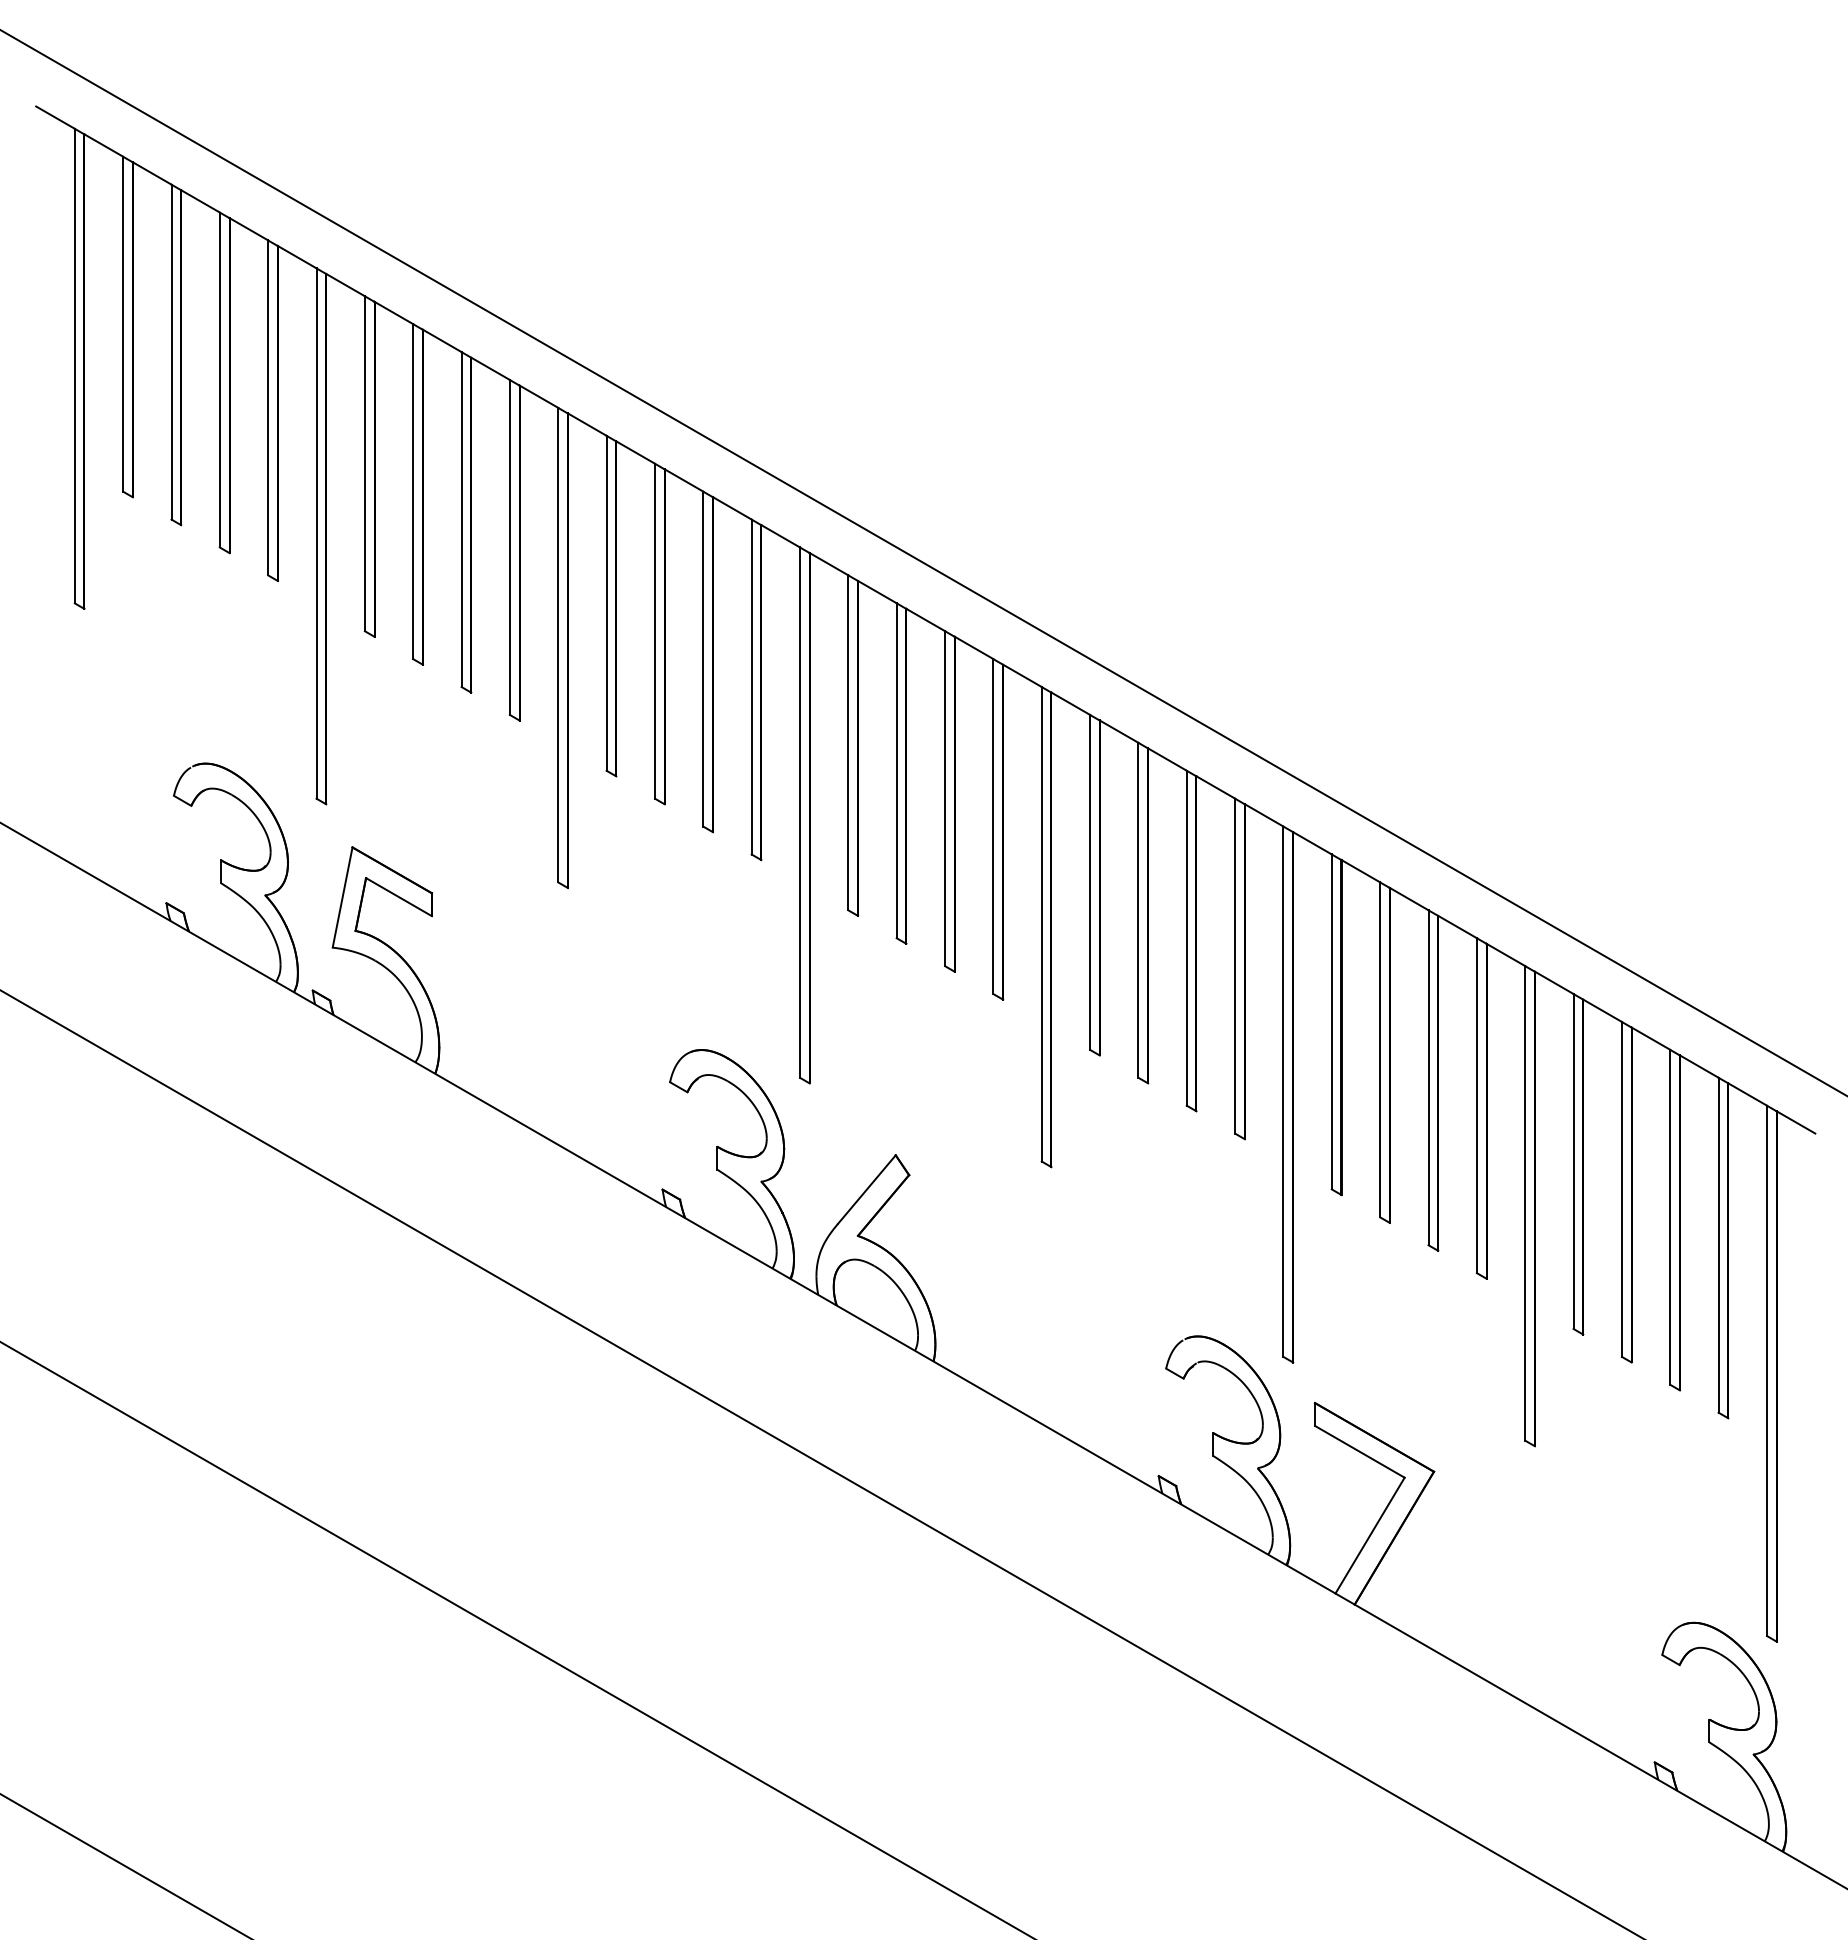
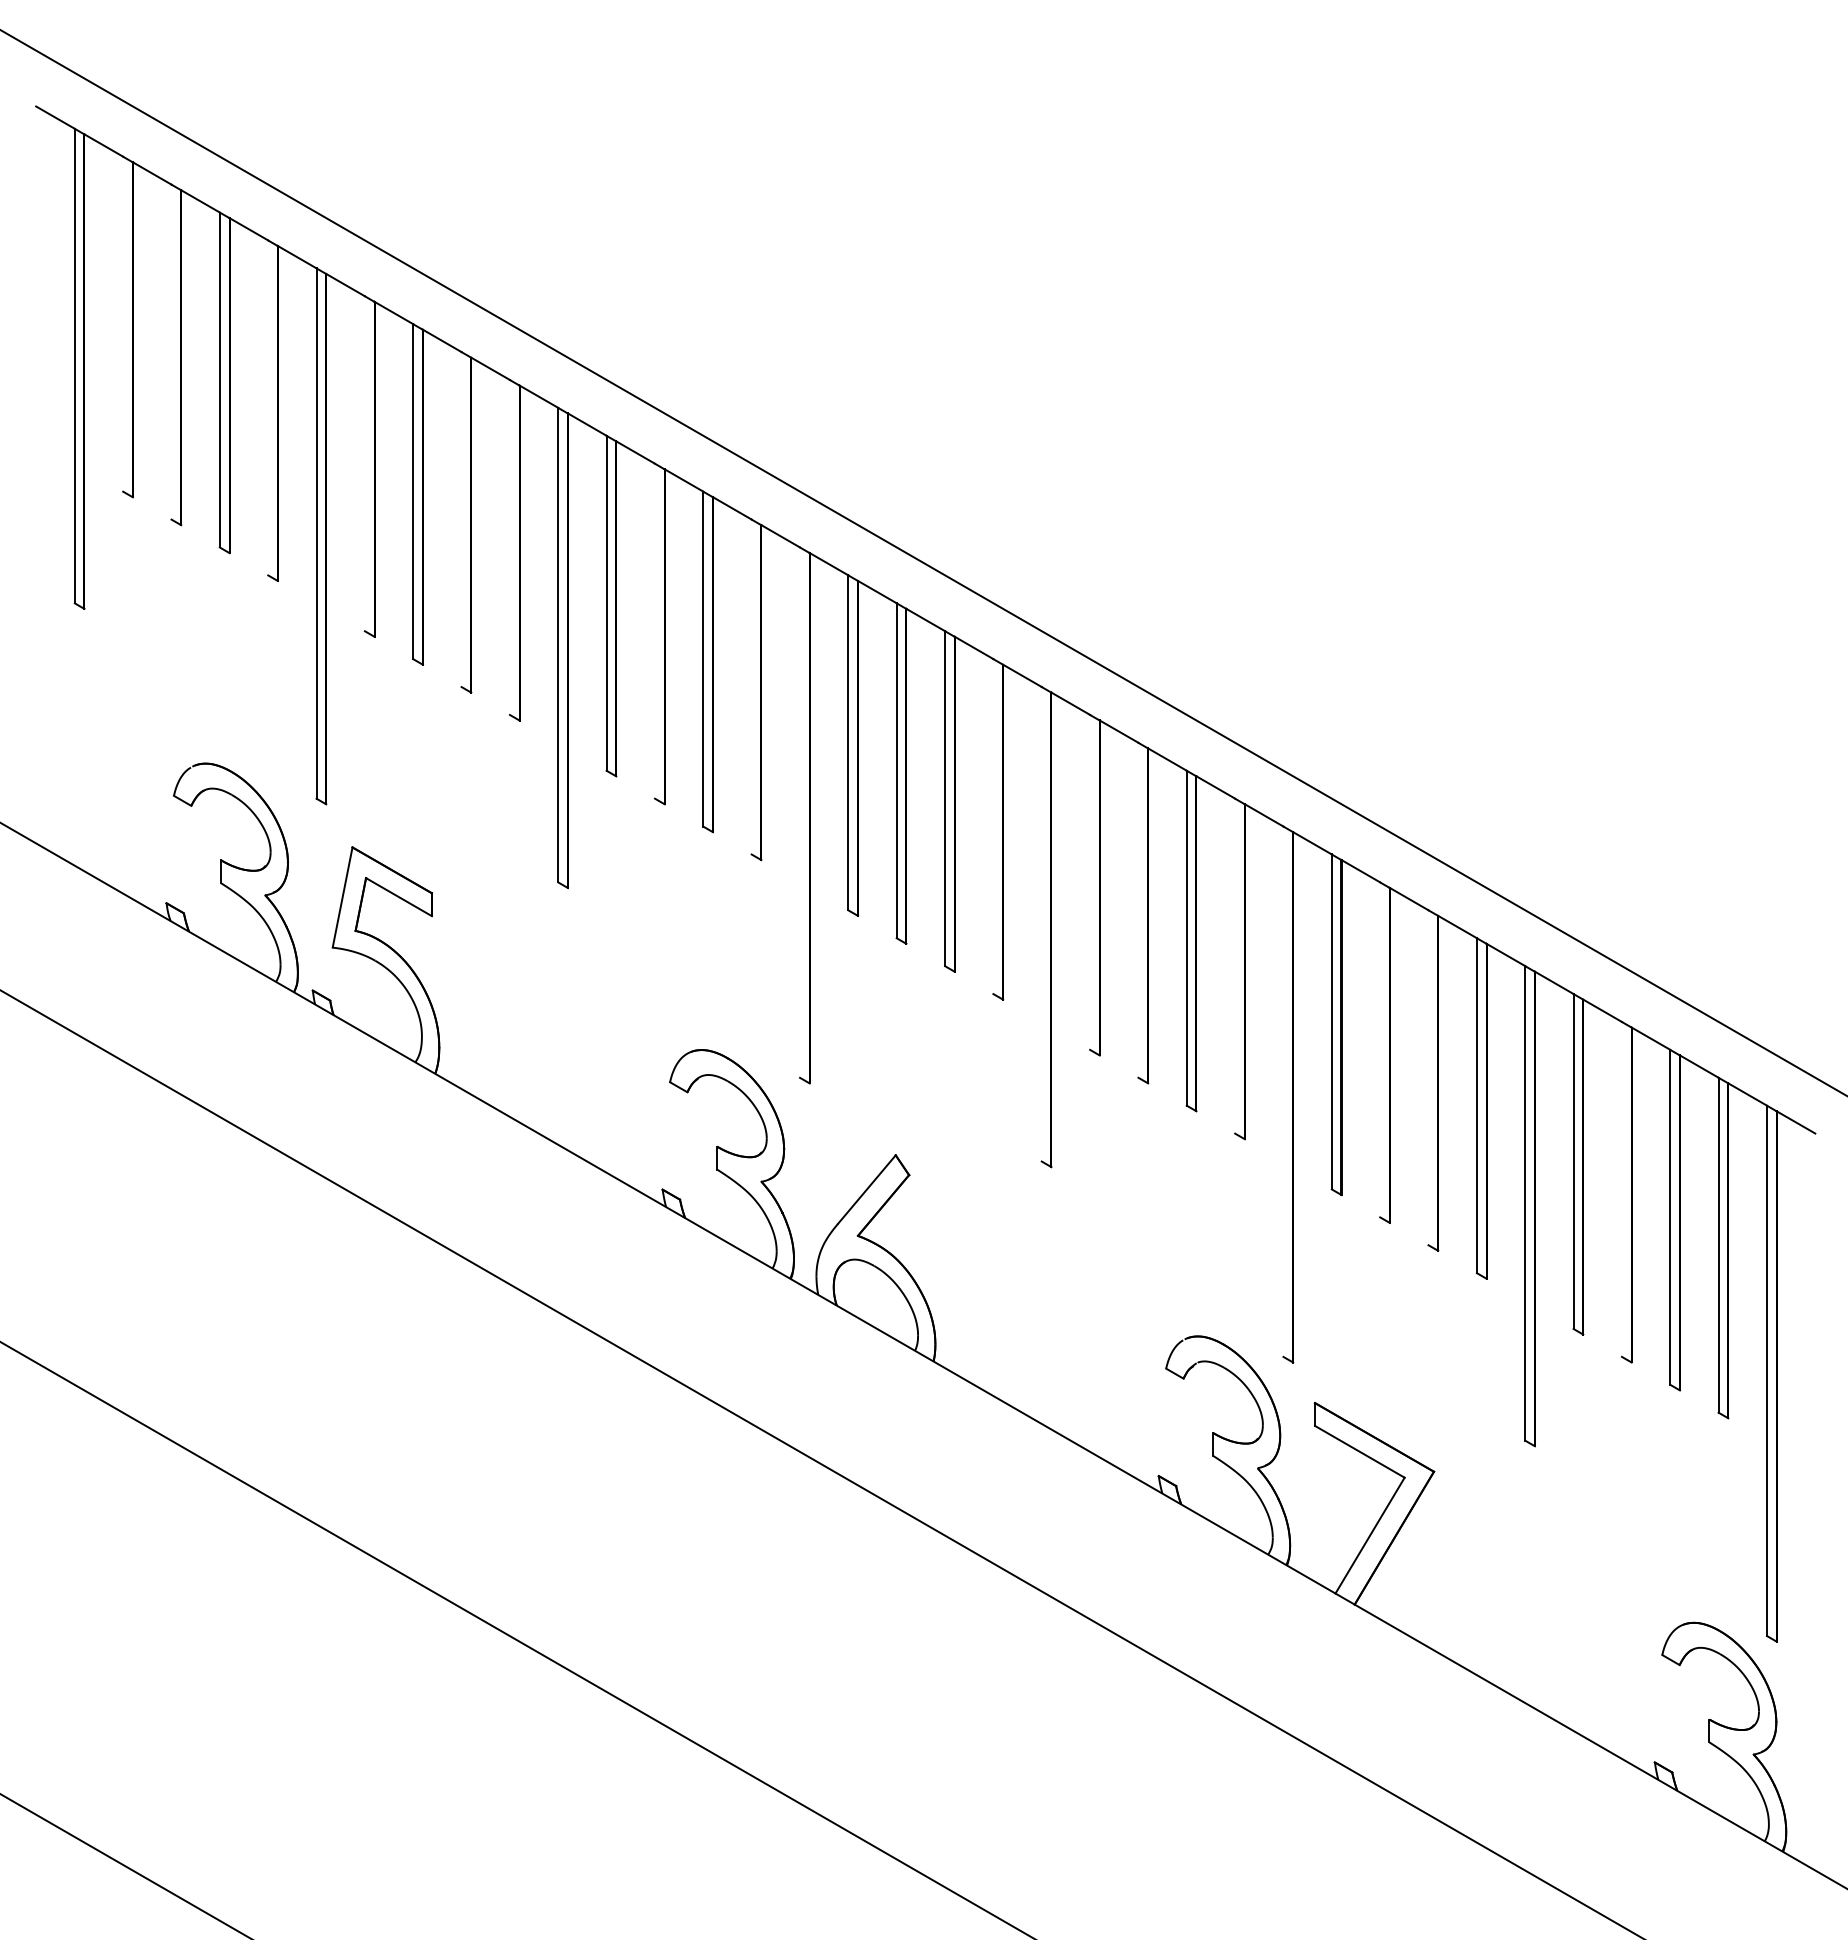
line: present -> none (123, 323)
line: present -> none (171, 351)
line: present -> none (268, 407)
line: present -> none (364, 463)
line: present -> none (461, 519)
line: present -> none (509, 546)
line: present -> none (655, 630)
line: present -> none (751, 686)
line: present -> none (800, 812)
line: present -> none (993, 826)
line: present -> none (1090, 881)
line: present -> none (1138, 909)
line: present -> none (1041, 924)
line: present -> none (1235, 965)
line: present -> none (1380, 1049)
line: present -> none (1428, 1077)
line: present -> none (1283, 1091)
line: present -> none (1621, 1188)
